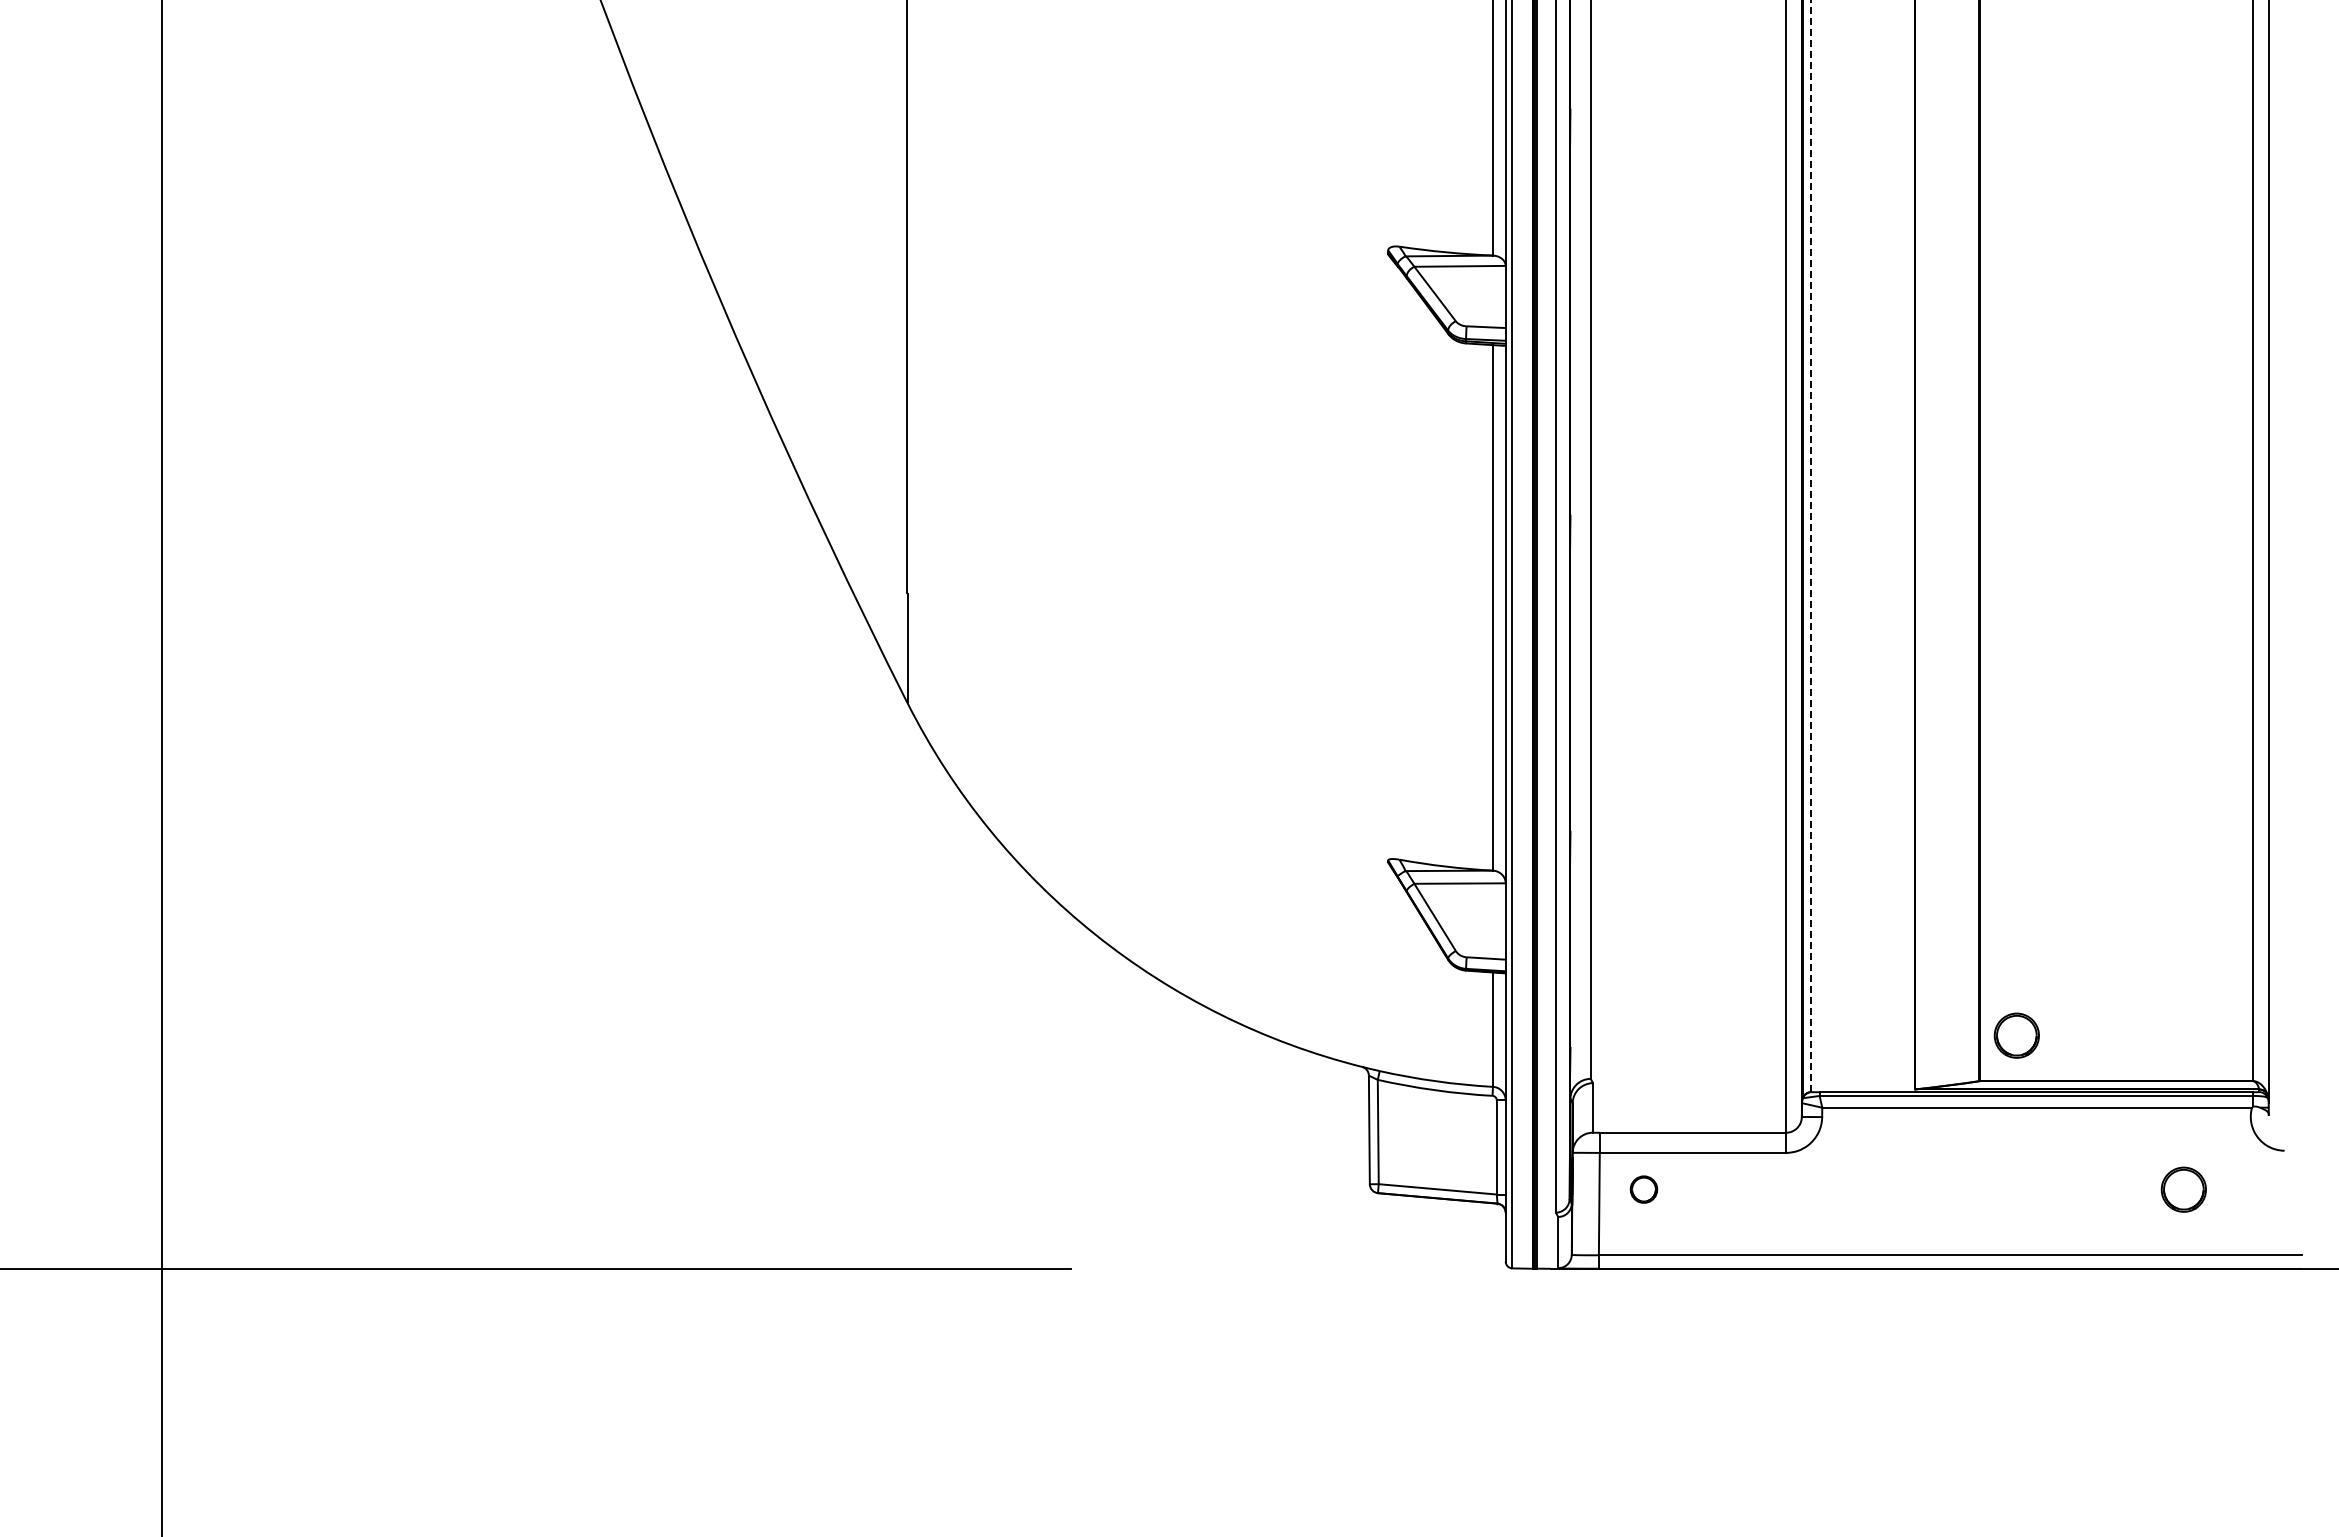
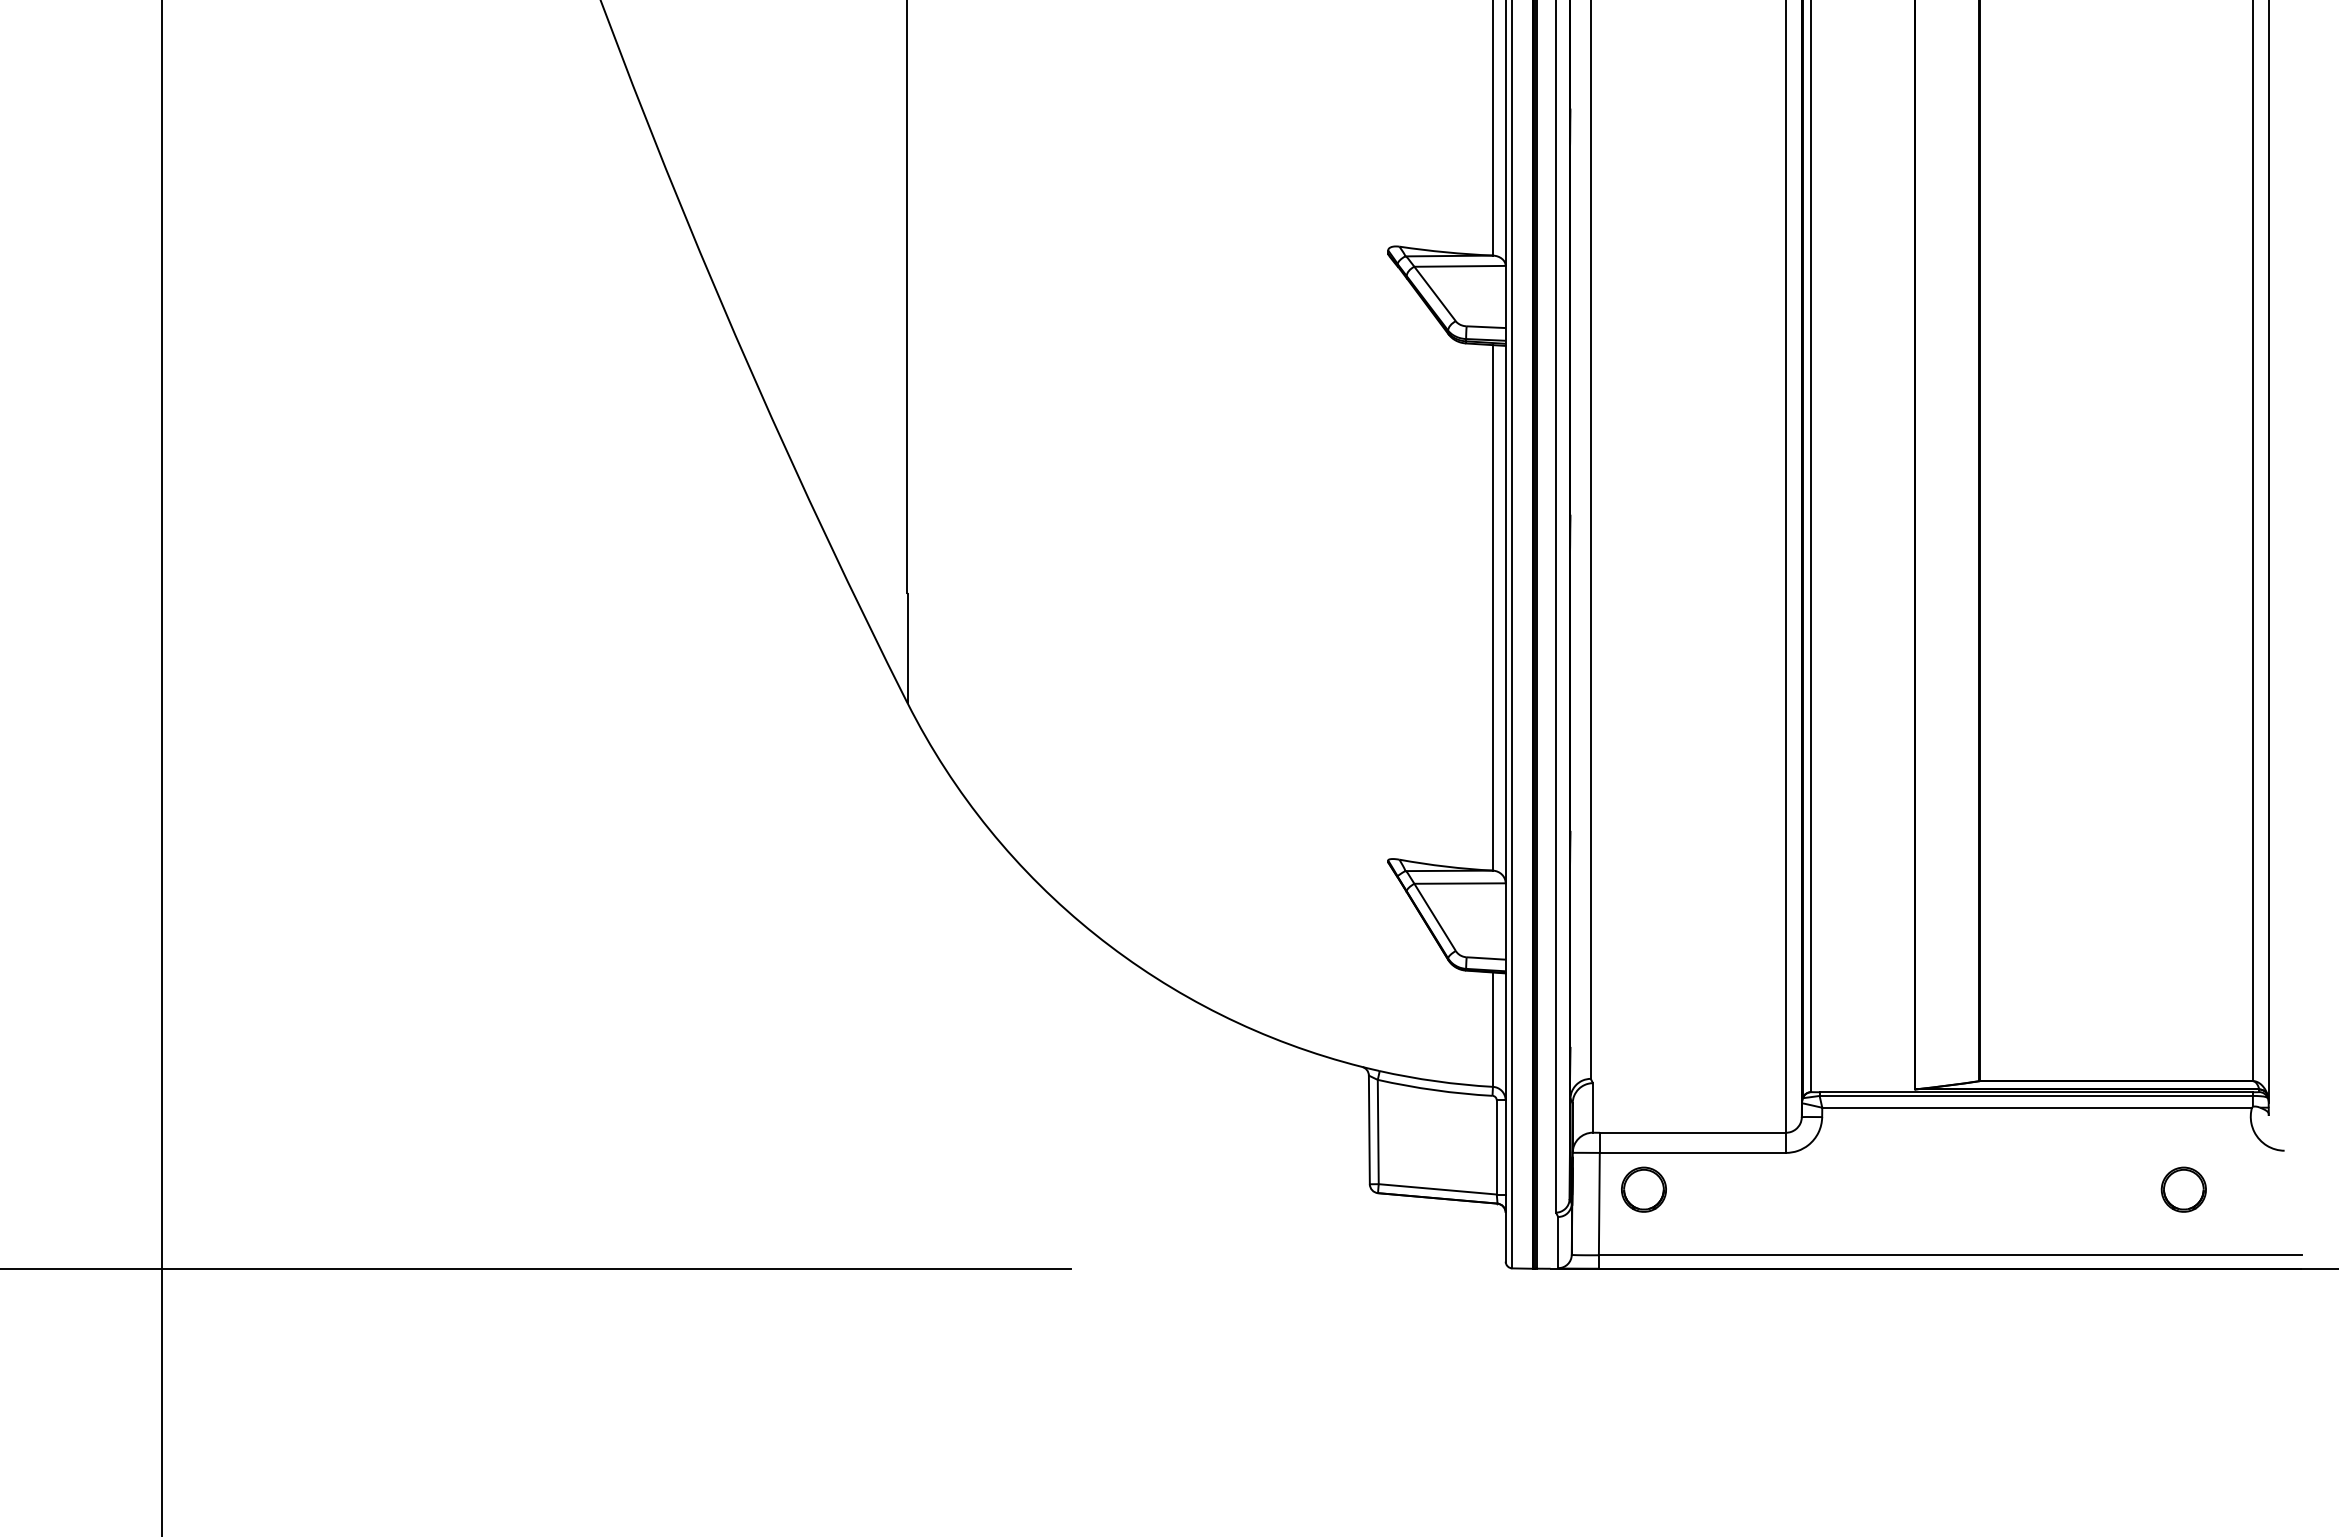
line: dashed -> solid (1811, 546)
part: present -> none (2016, 1035)
part size: 30x29 px -> 46x47 px (1643, 1189)
